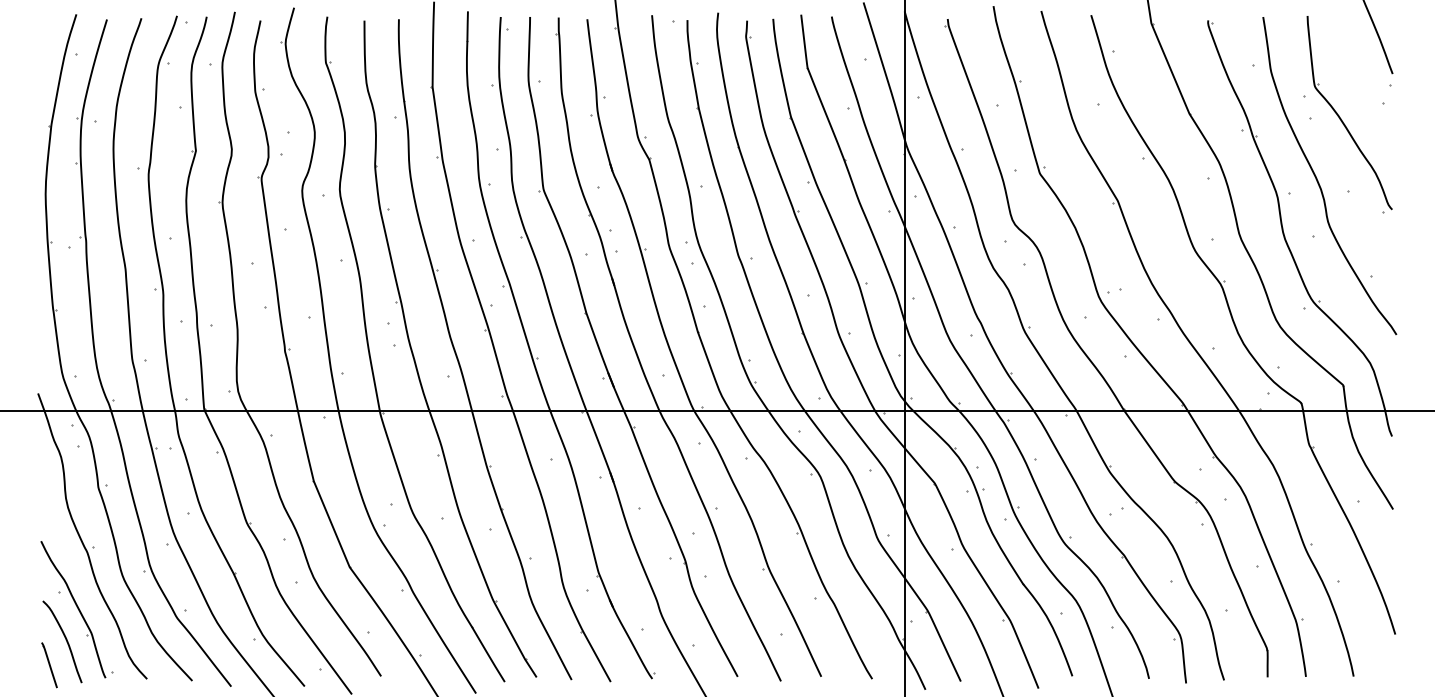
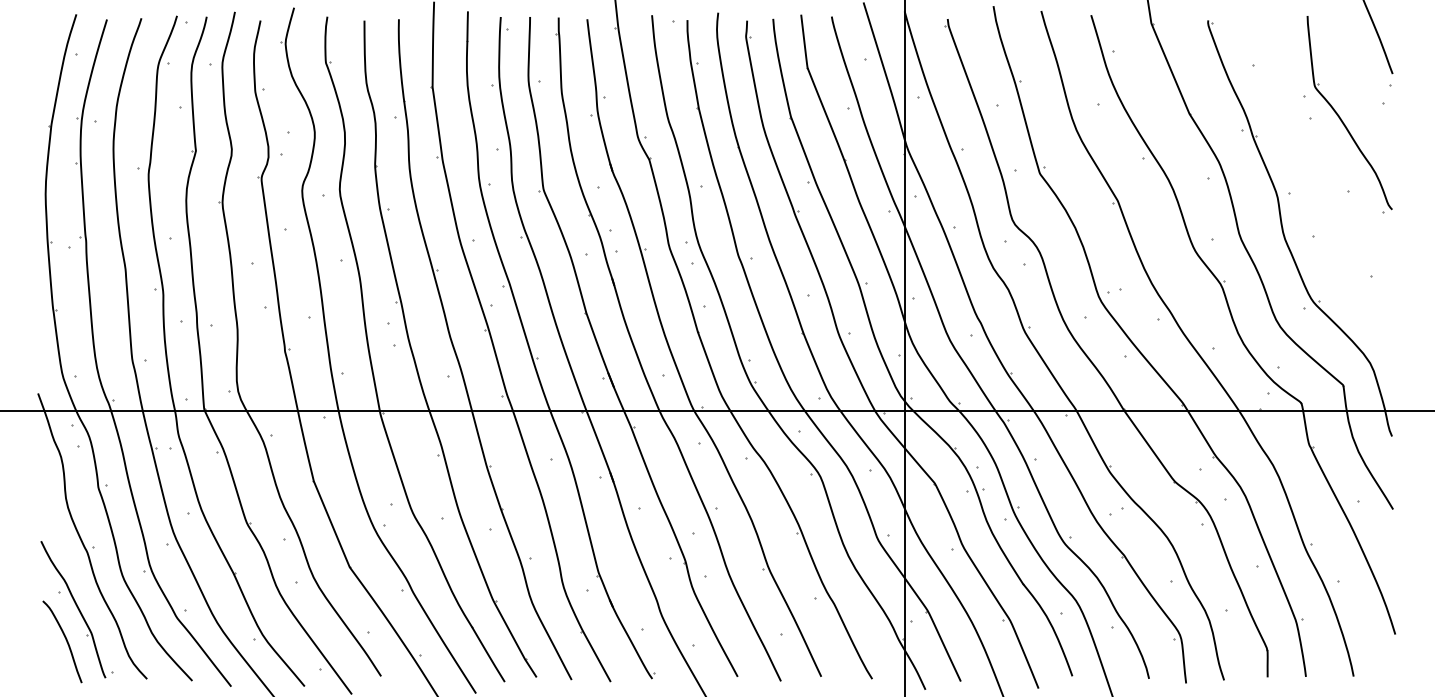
curve: present -> none (1319, 182)
line: present -> none (49, 665)
